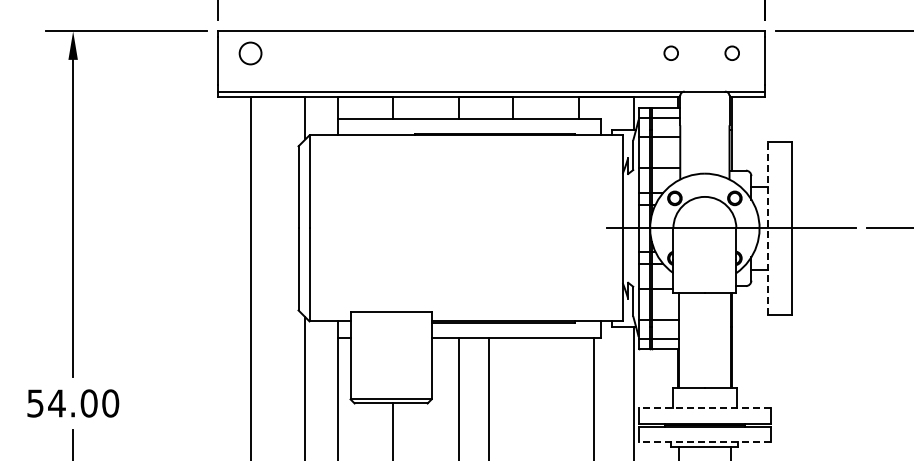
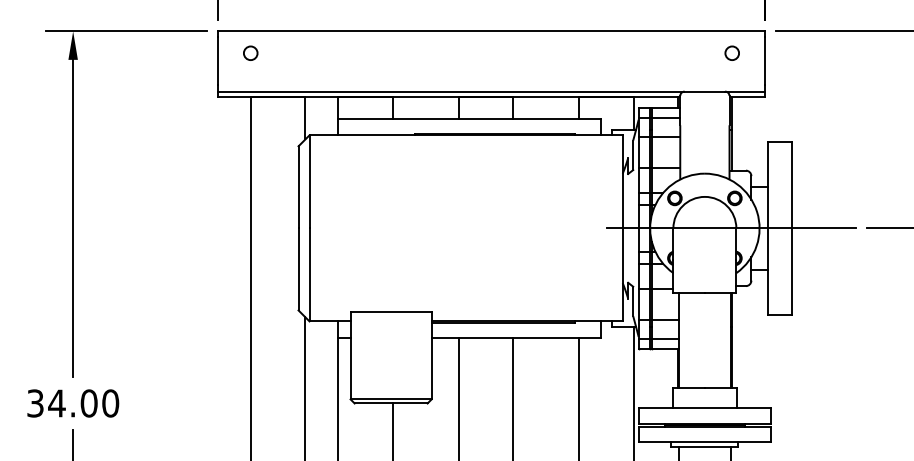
circle: present -> none (670, 52)
circle size: 25x25 px -> 16x16 px (250, 52)
line: dashed -> solid (767, 227)
line position: (489, 397) -> (513, 397) (513, 397)
line position: (594, 397) -> (579, 397) (579, 397)
text: 54.00 -> 34.00 (35, 402)
line: dashed -> solid (704, 407)
line: dashed -> solid (704, 441)
